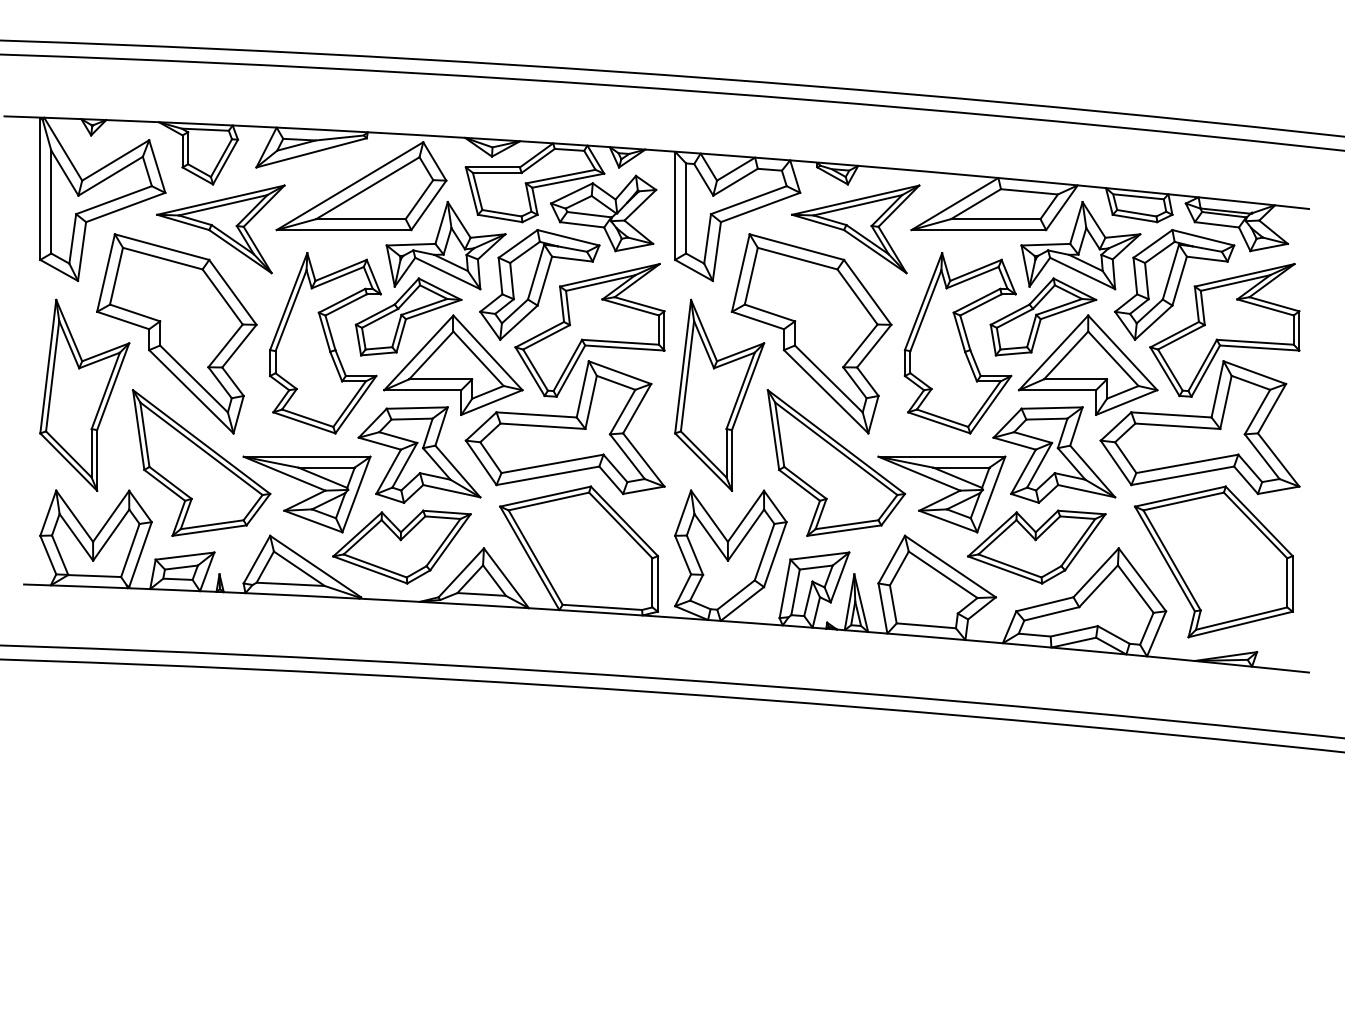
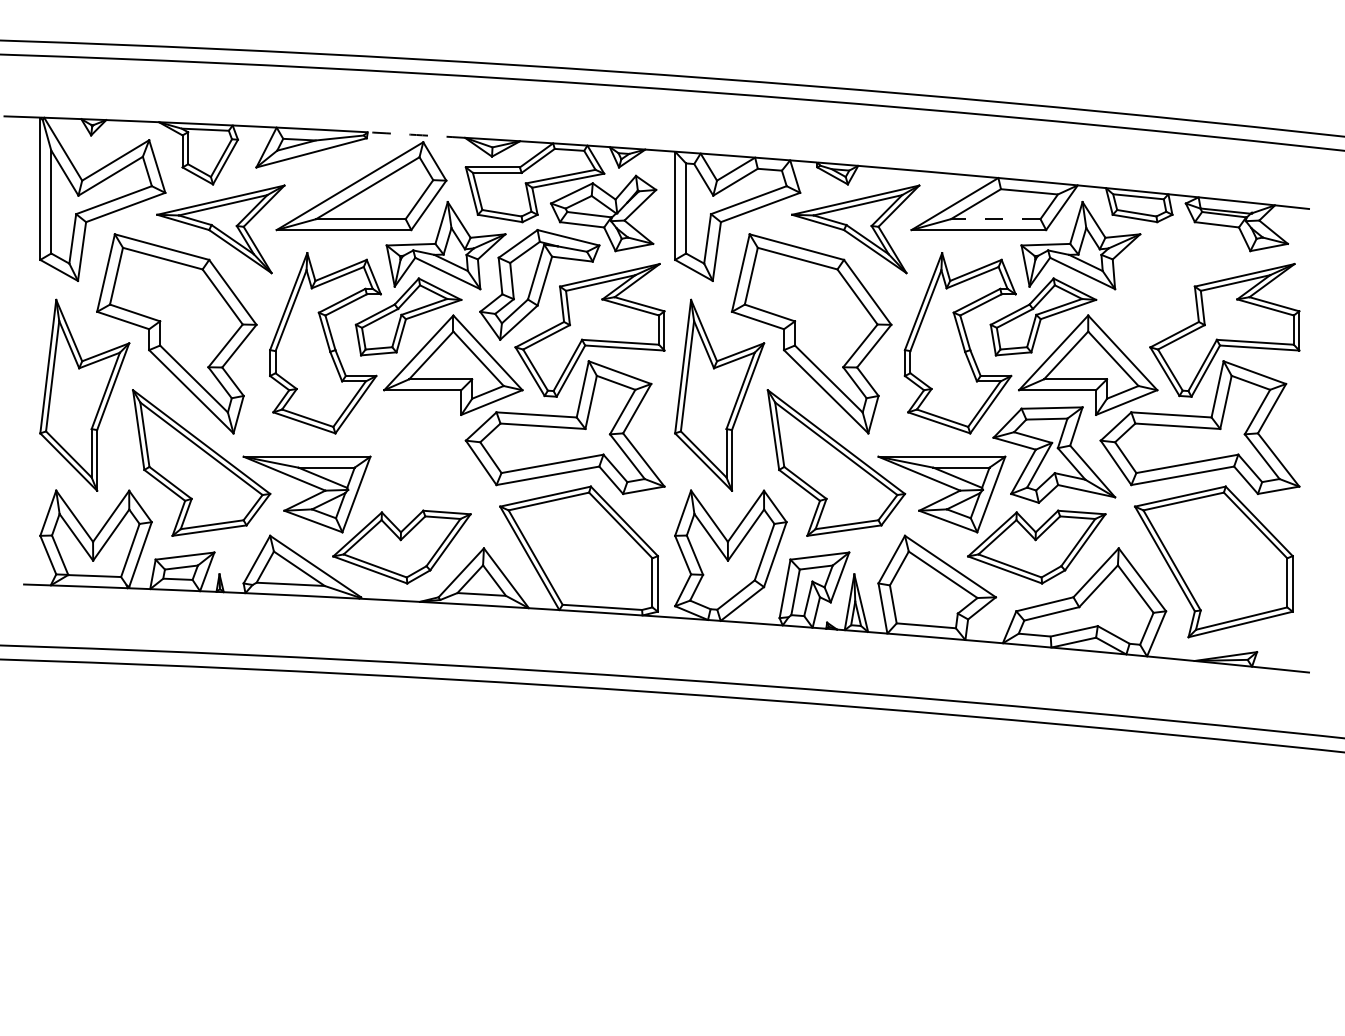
arc: solid -> dashed (416, 135)
line: solid -> dashed (995, 219)
part: present -> none (1174, 284)
part: present -> none (419, 454)
